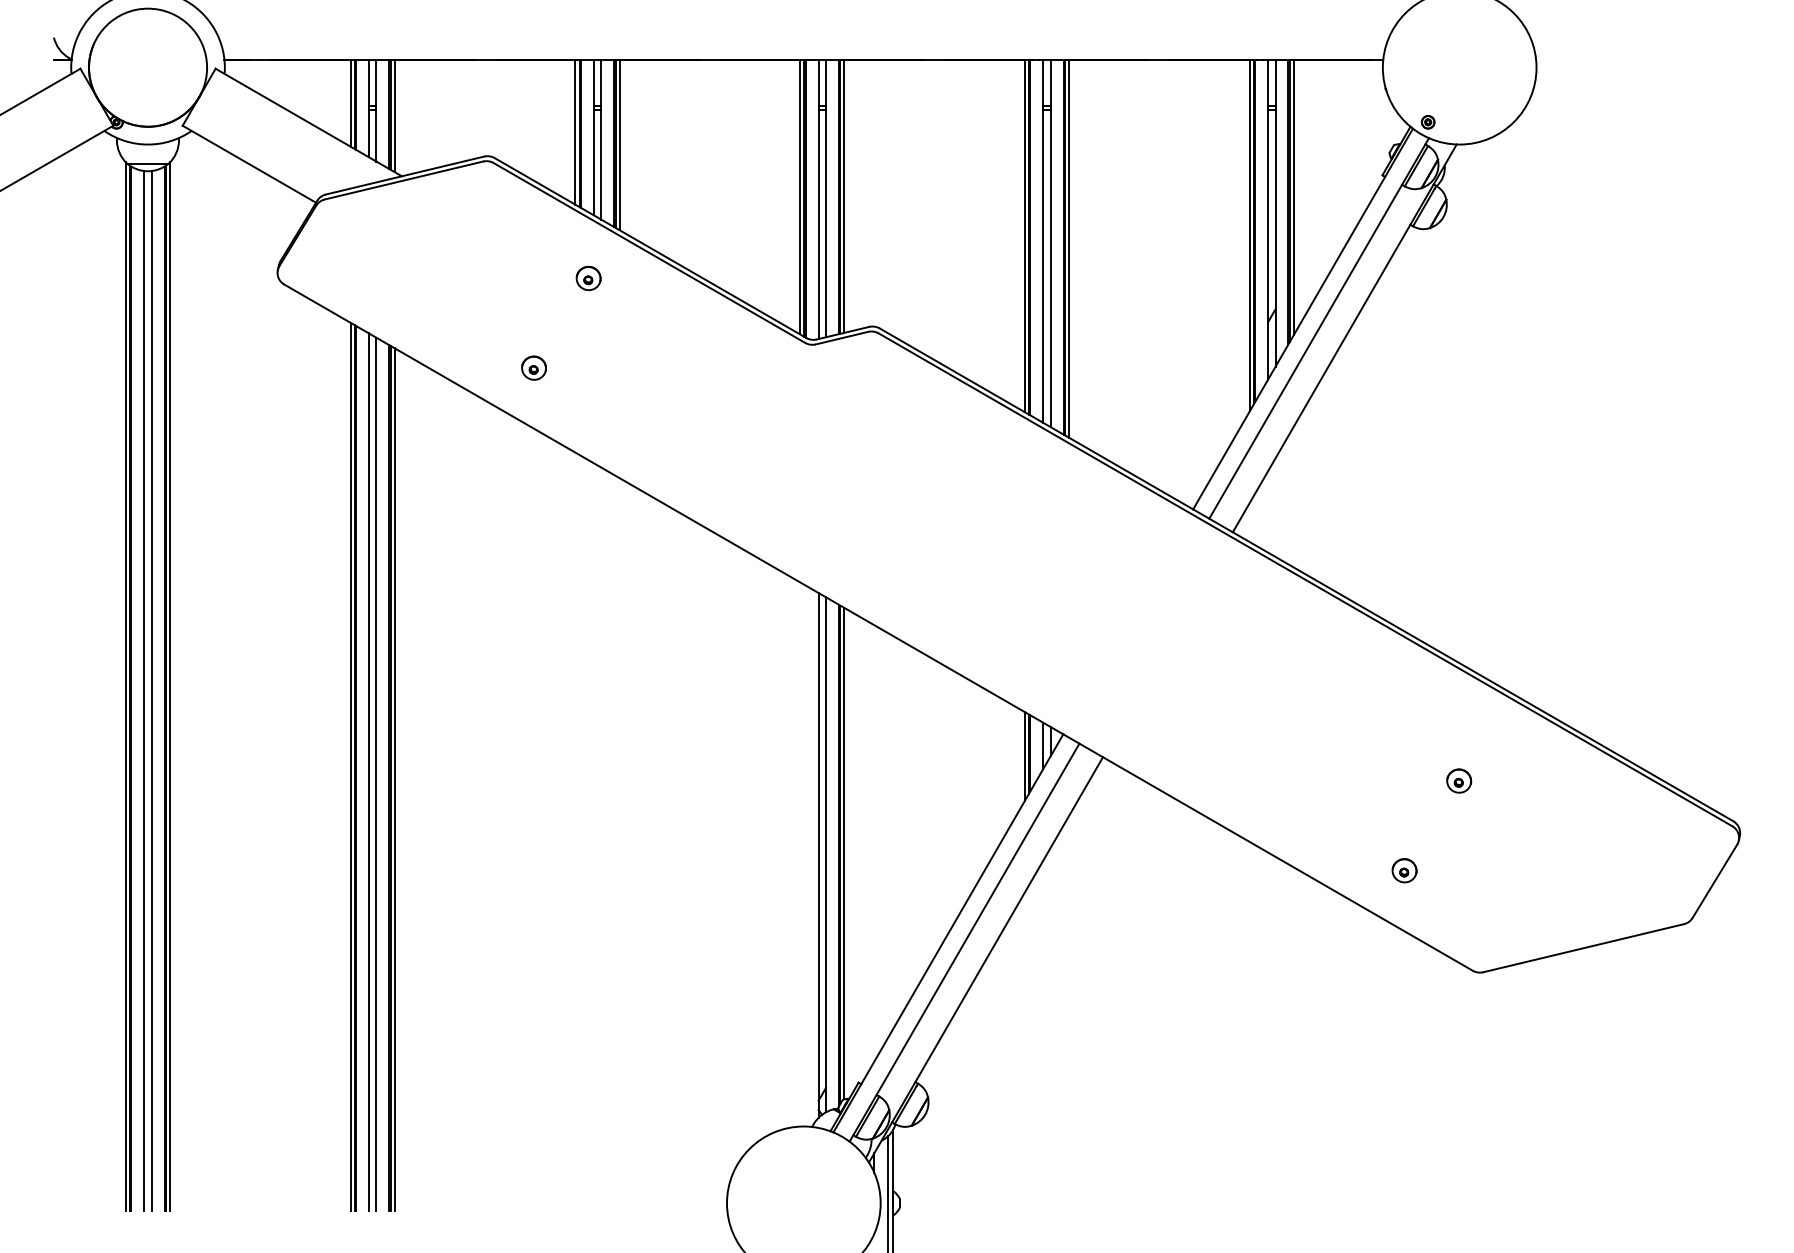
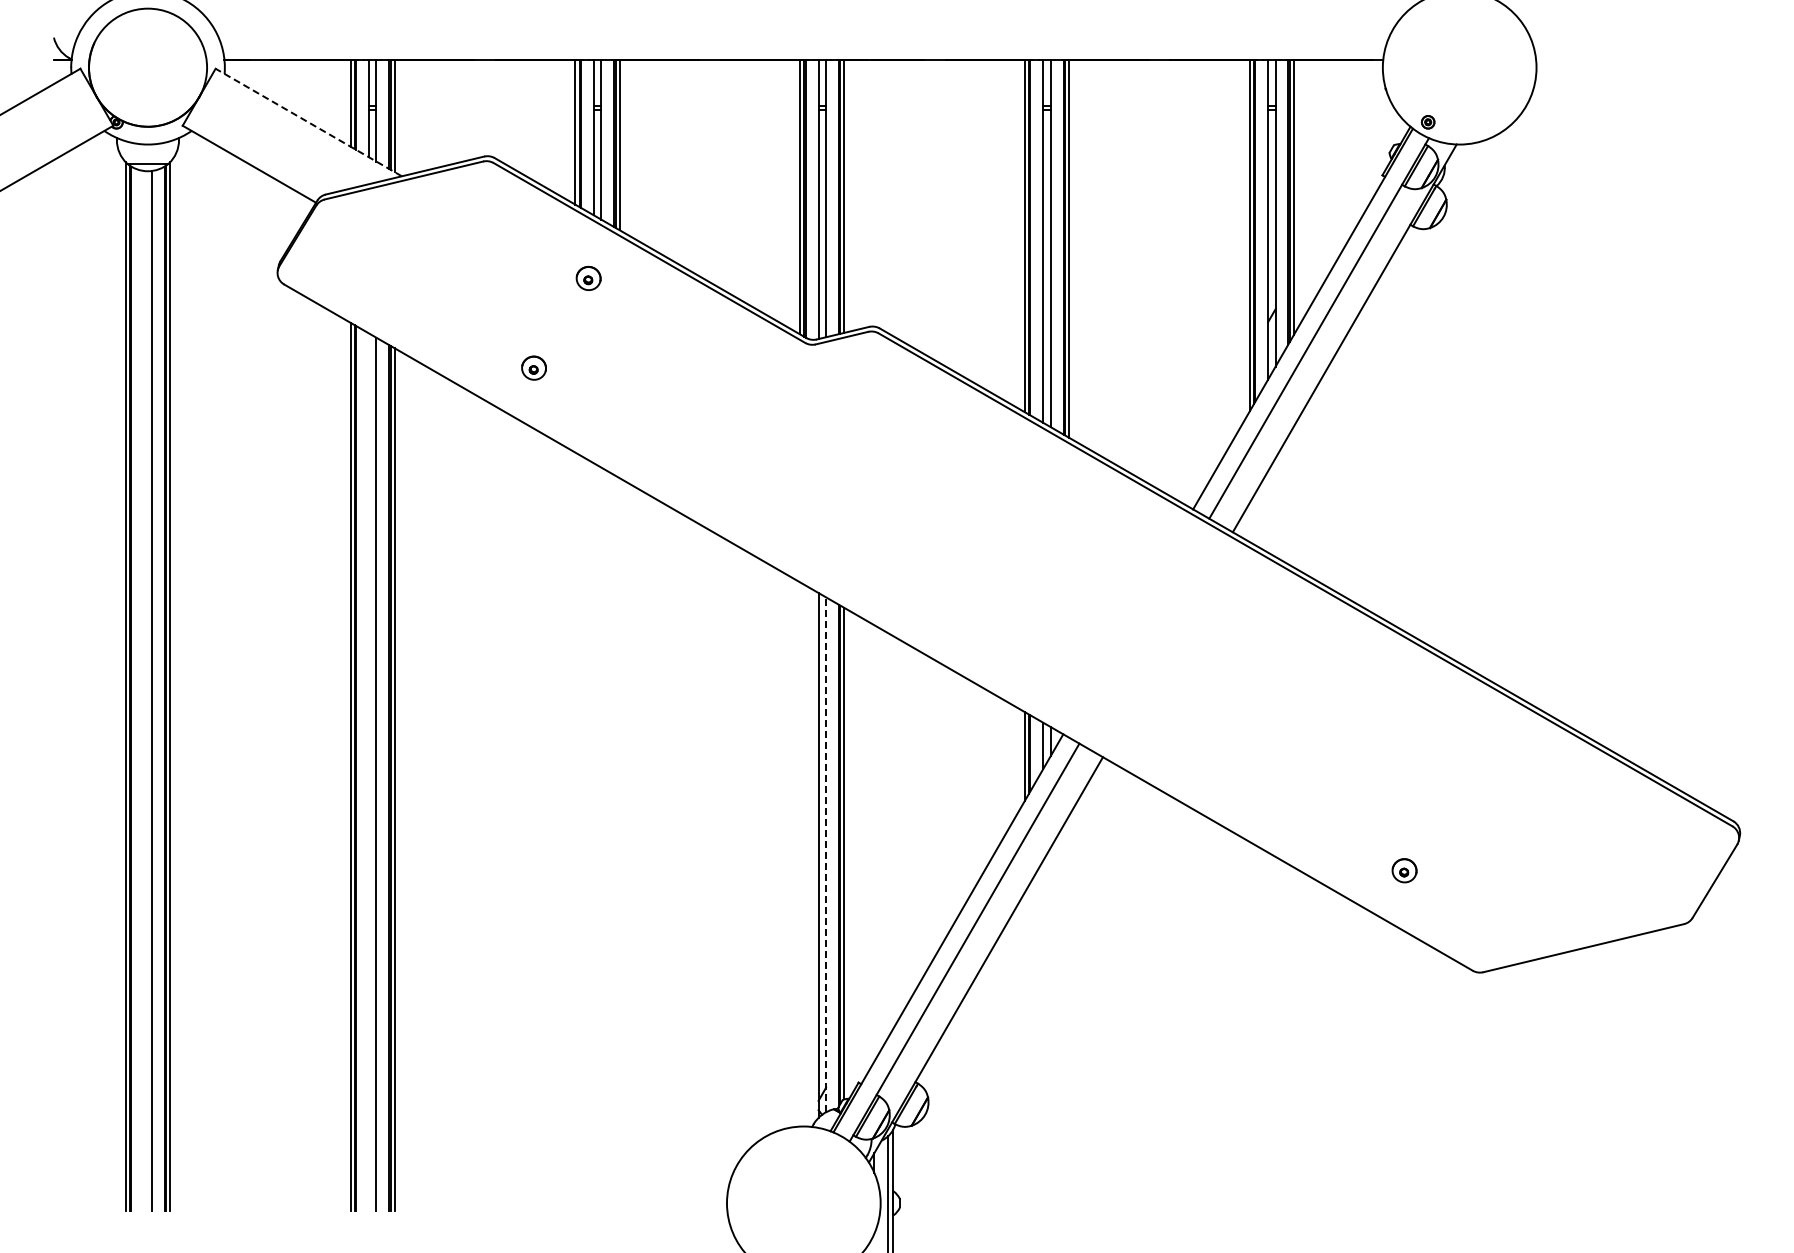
line: solid -> dashed (308, 122)
line: present -> none (144, 691)
line: present -> none (369, 772)
part: present -> none (1459, 780)
line: solid -> dashed (826, 854)
